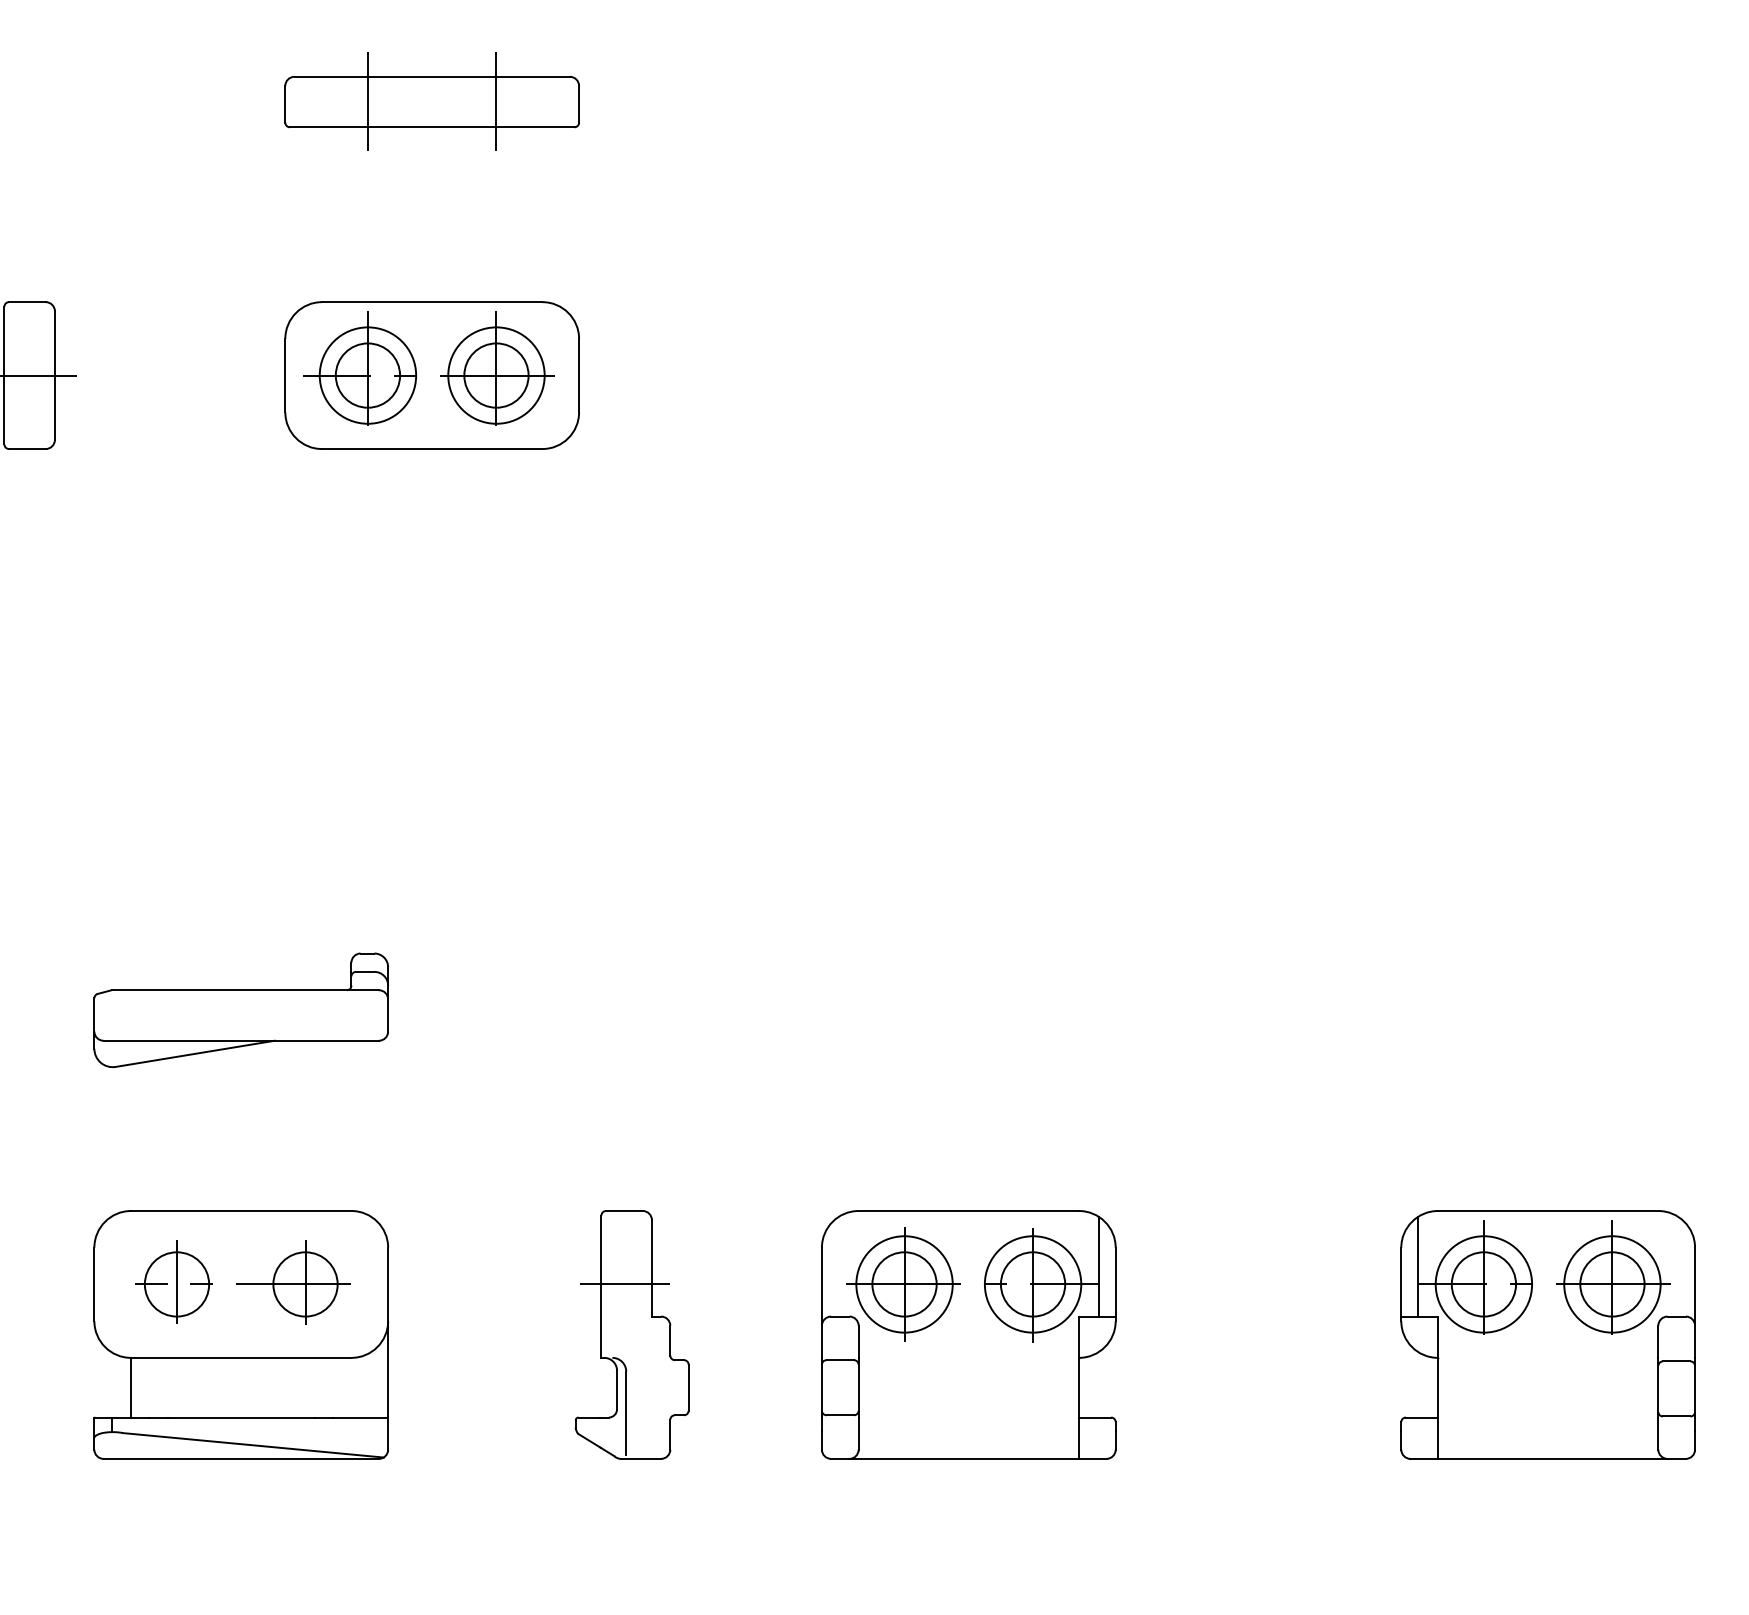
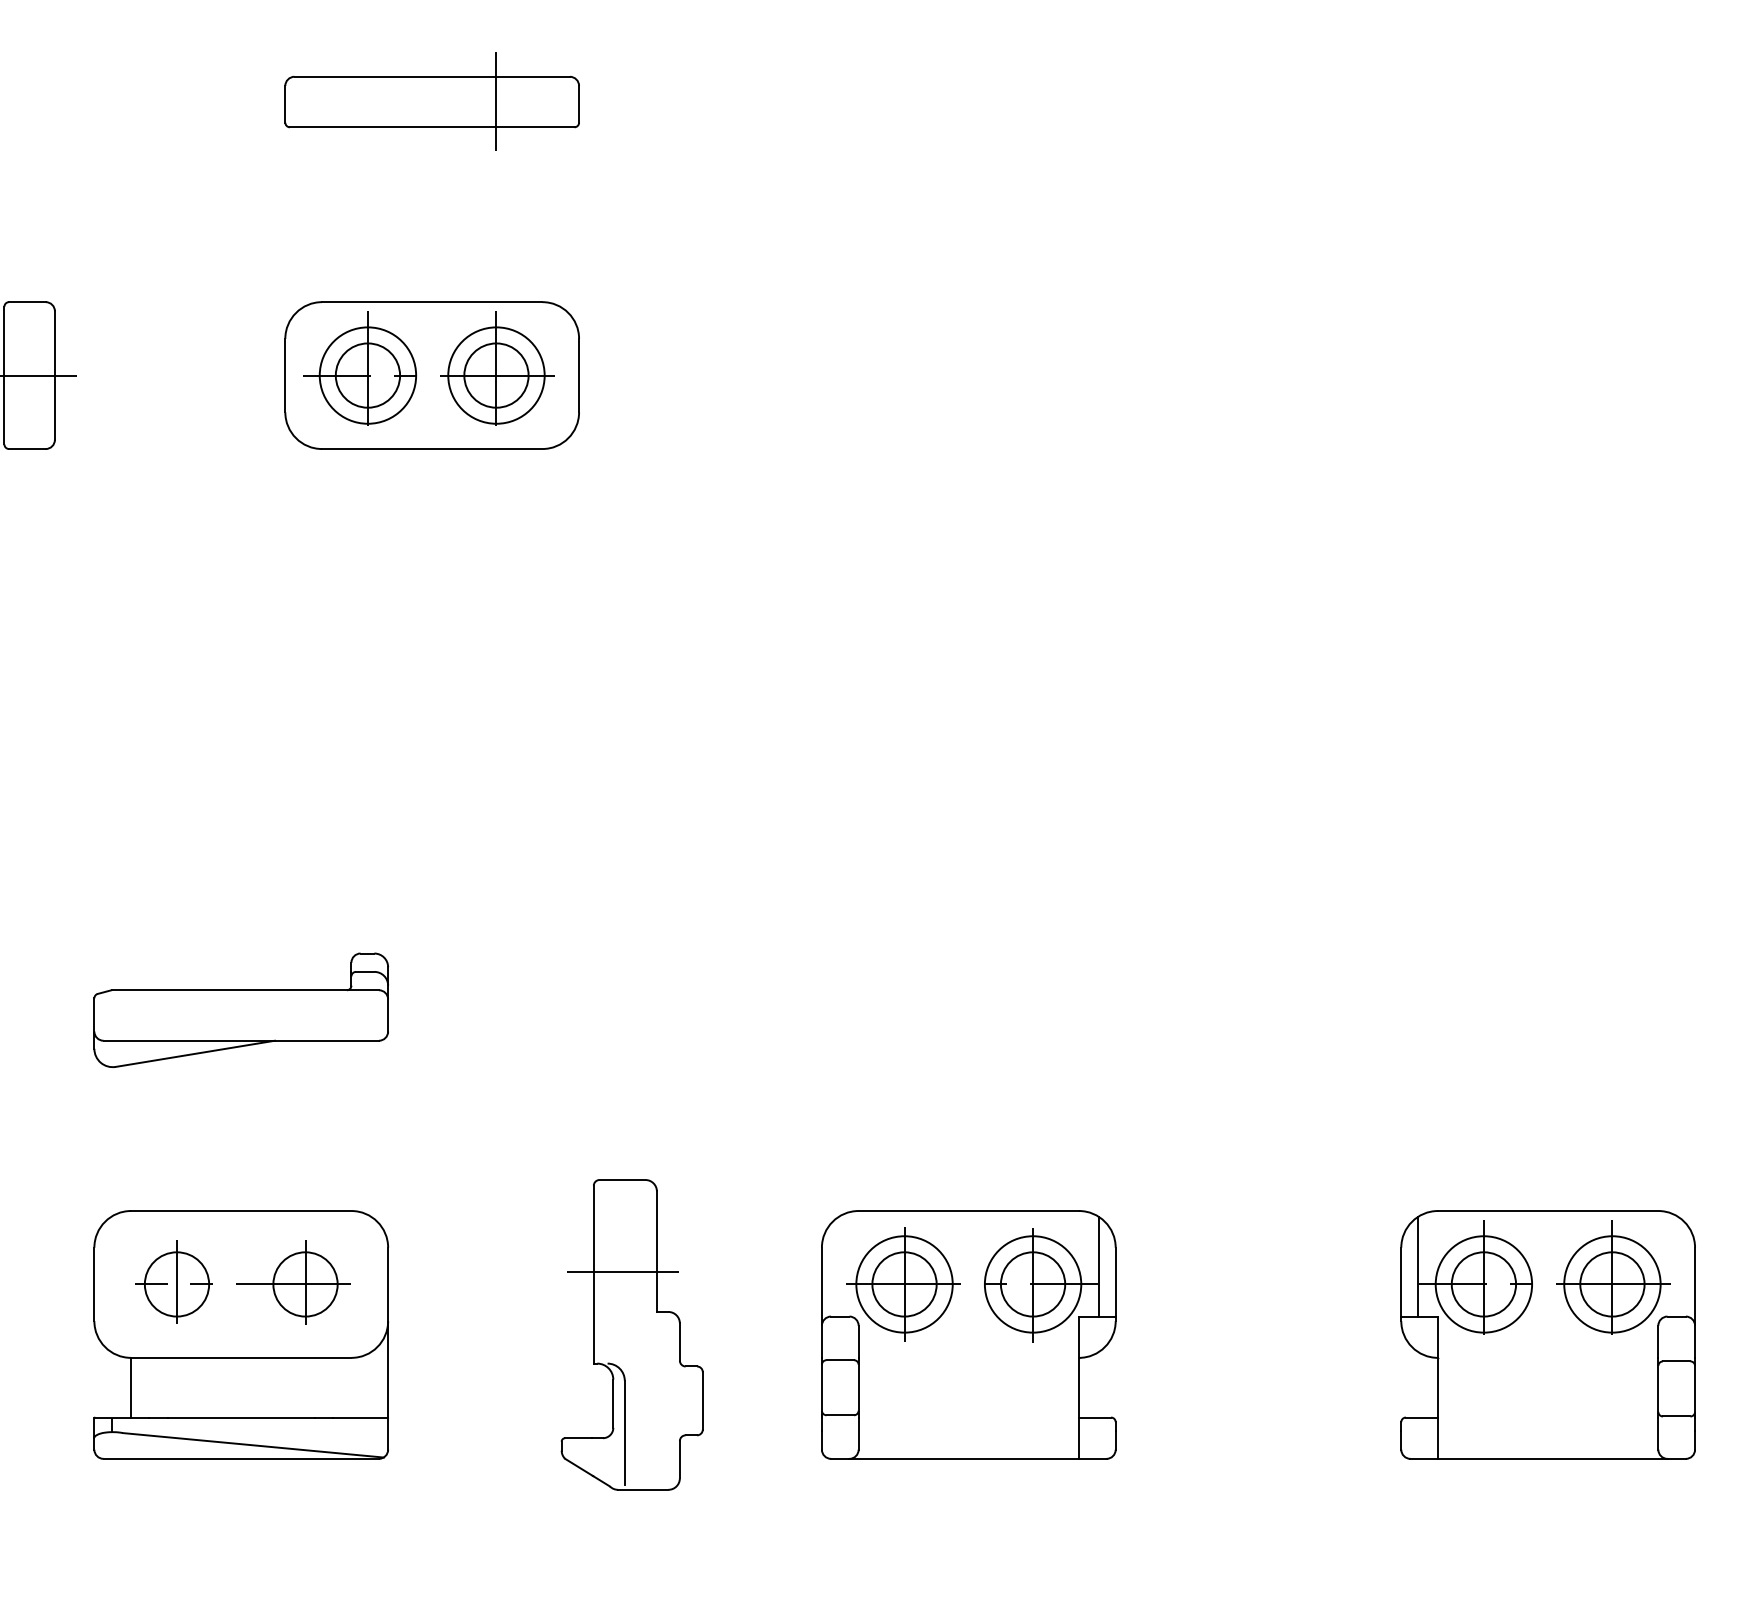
line: present -> none (367, 101)
part size: 116x250 px -> 144x312 px (631, 1334)
